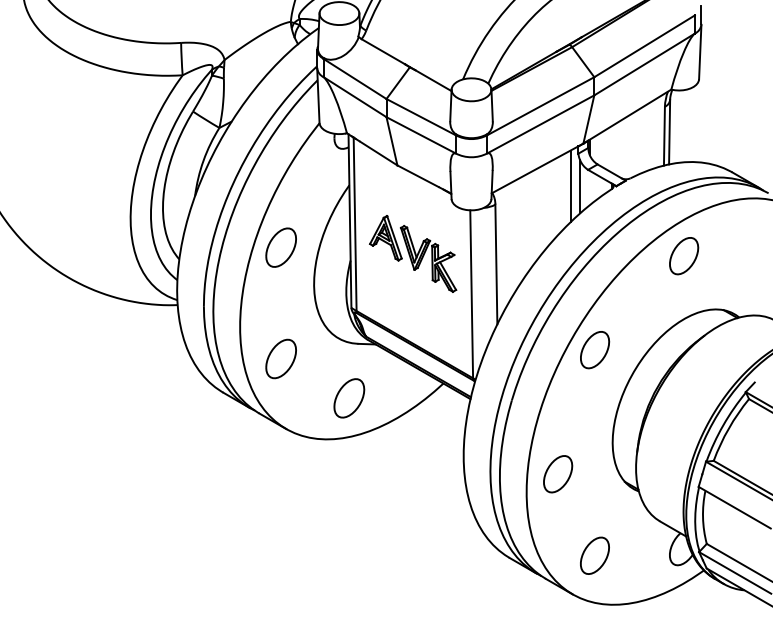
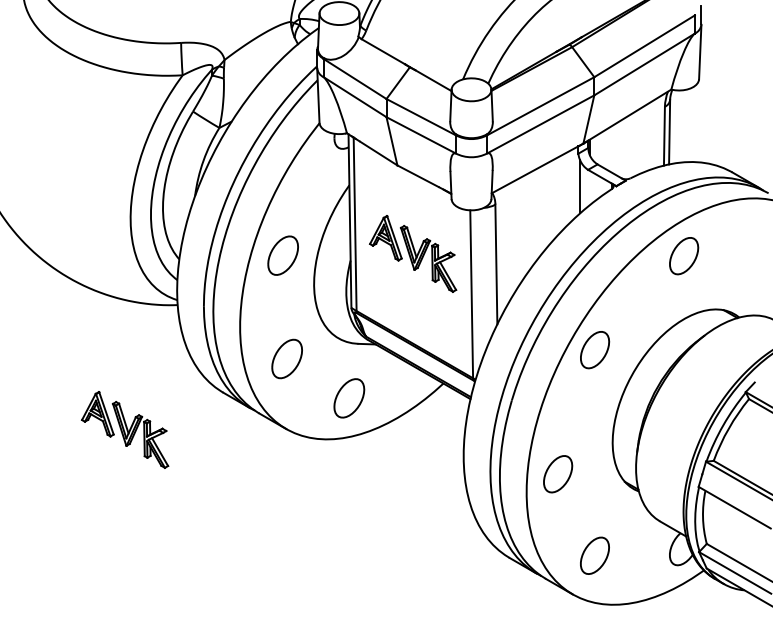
line: present -> none (570, 186)
part position: (280, 247) -> (282, 255) (282, 255)
part position: (280, 358) -> (286, 358) (286, 358)
part: none -> present (125, 429)
